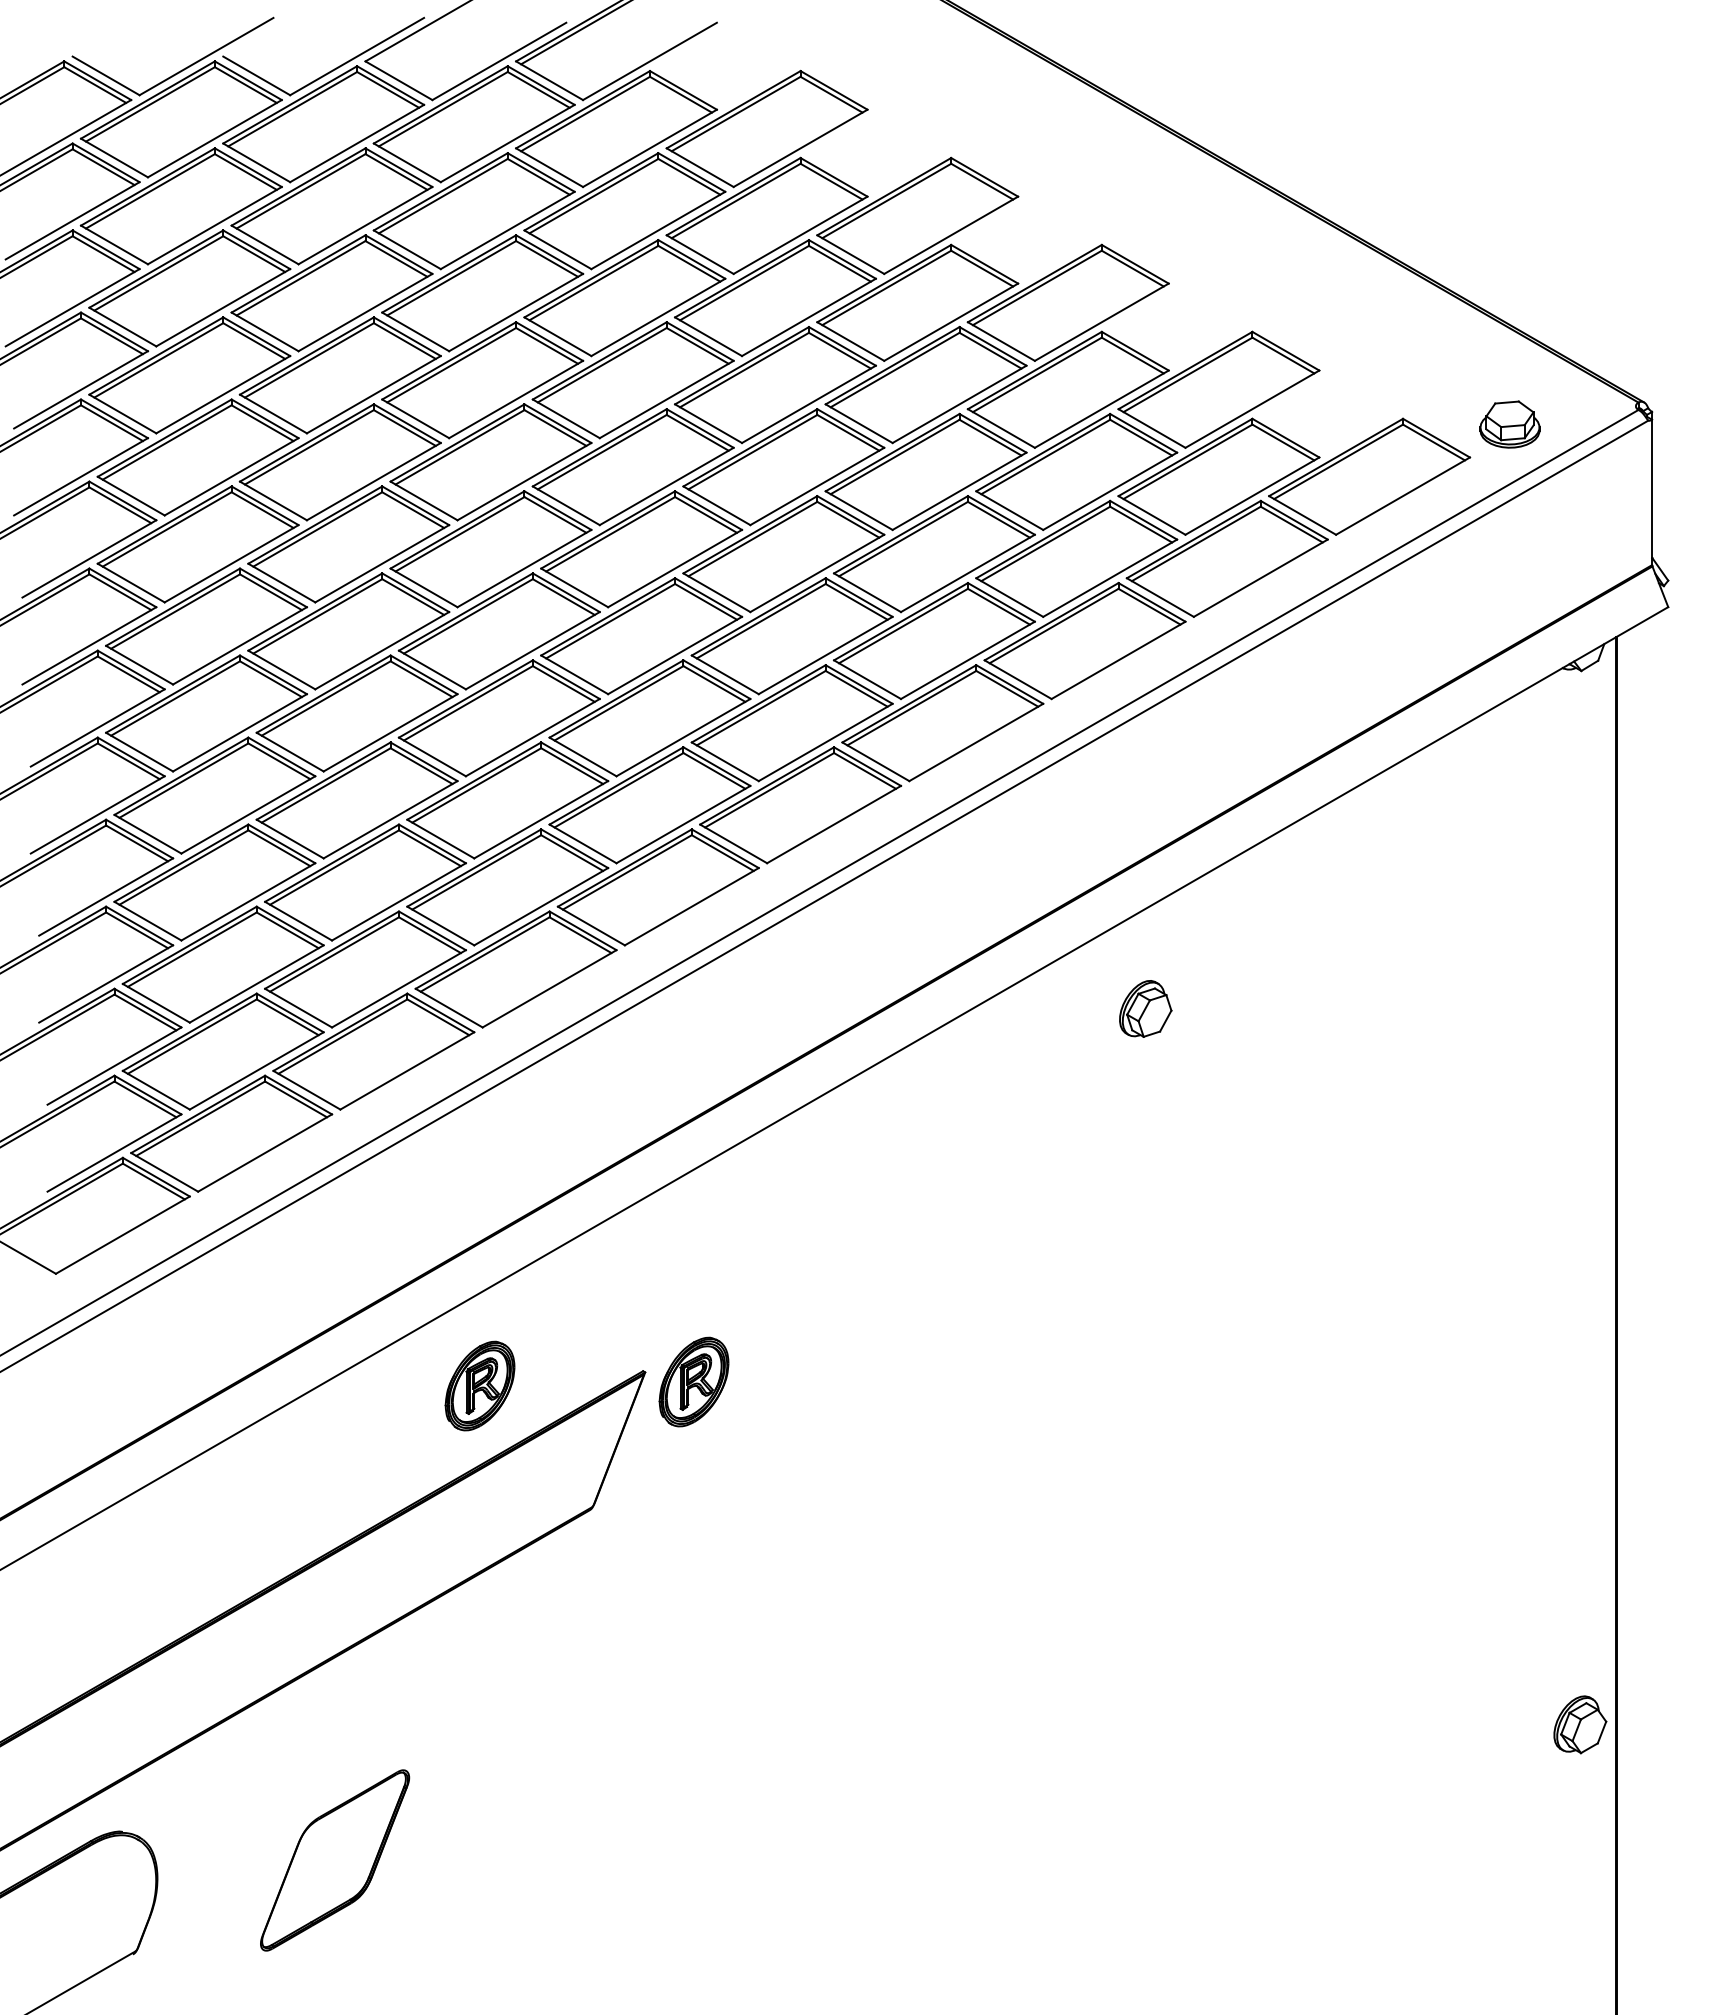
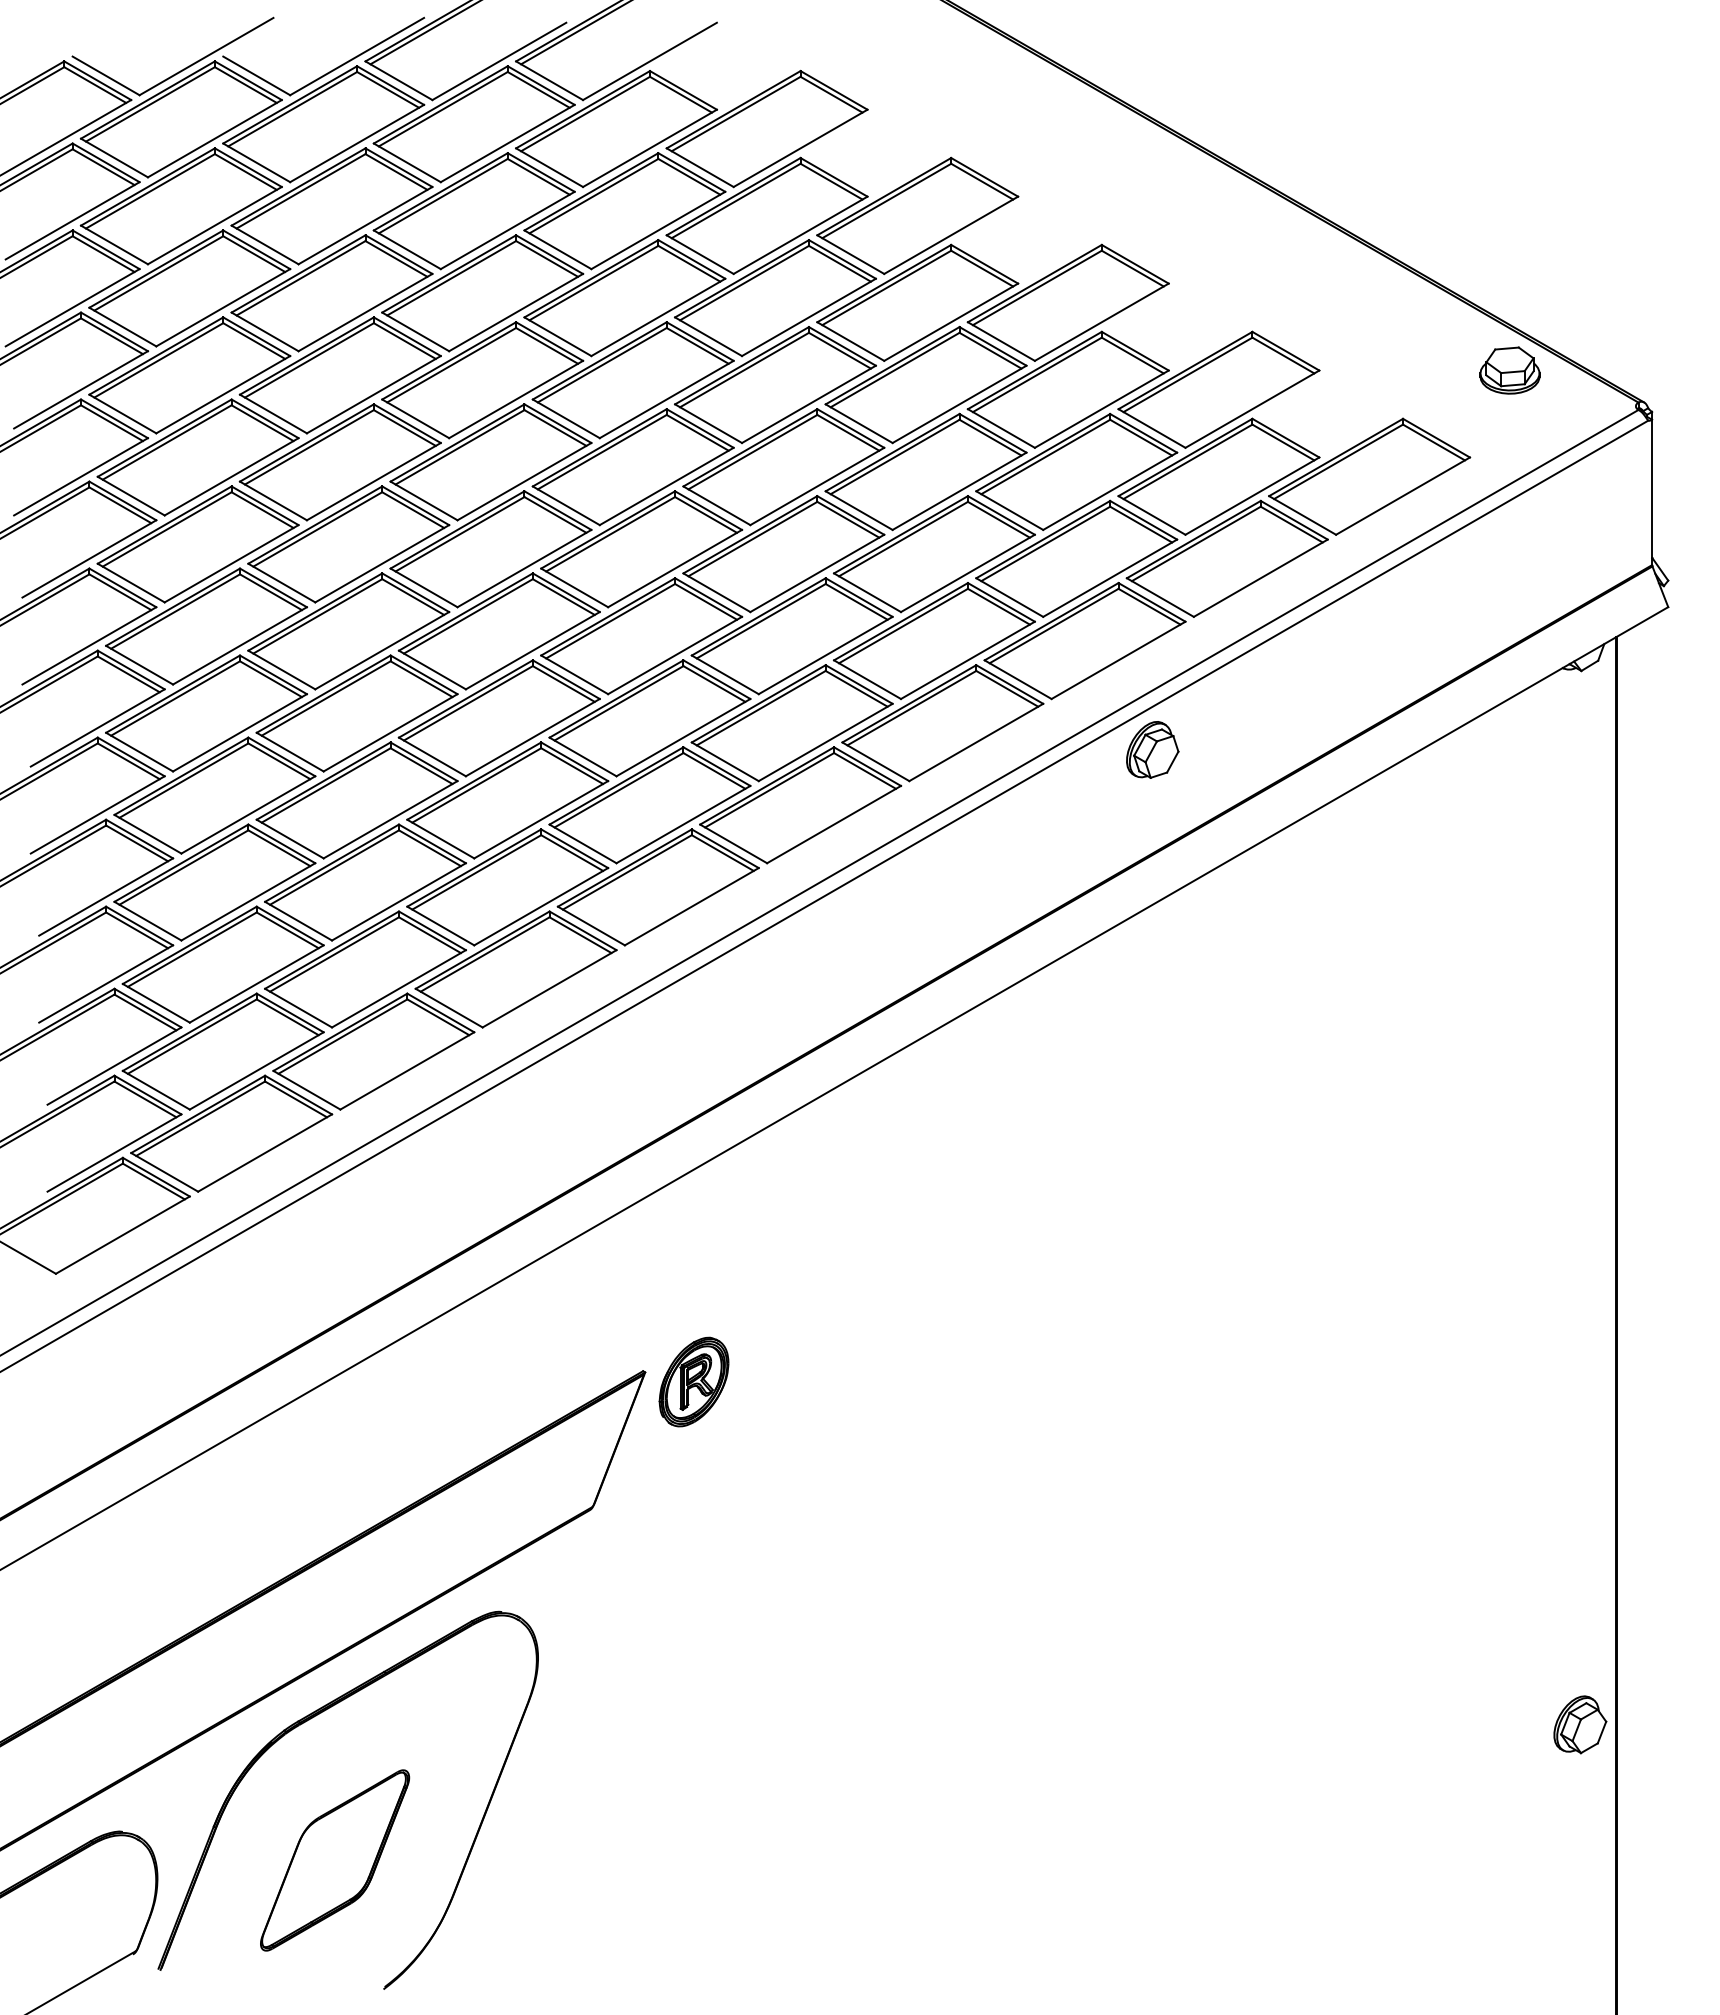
line: none -> present (423, 33)
part position: (1509, 424) -> (1509, 370) (1509, 370)
part position: (1145, 1008) -> (1152, 749) (1152, 749)
part: present -> none (479, 1385)
part: none -> present (304, 1723)
